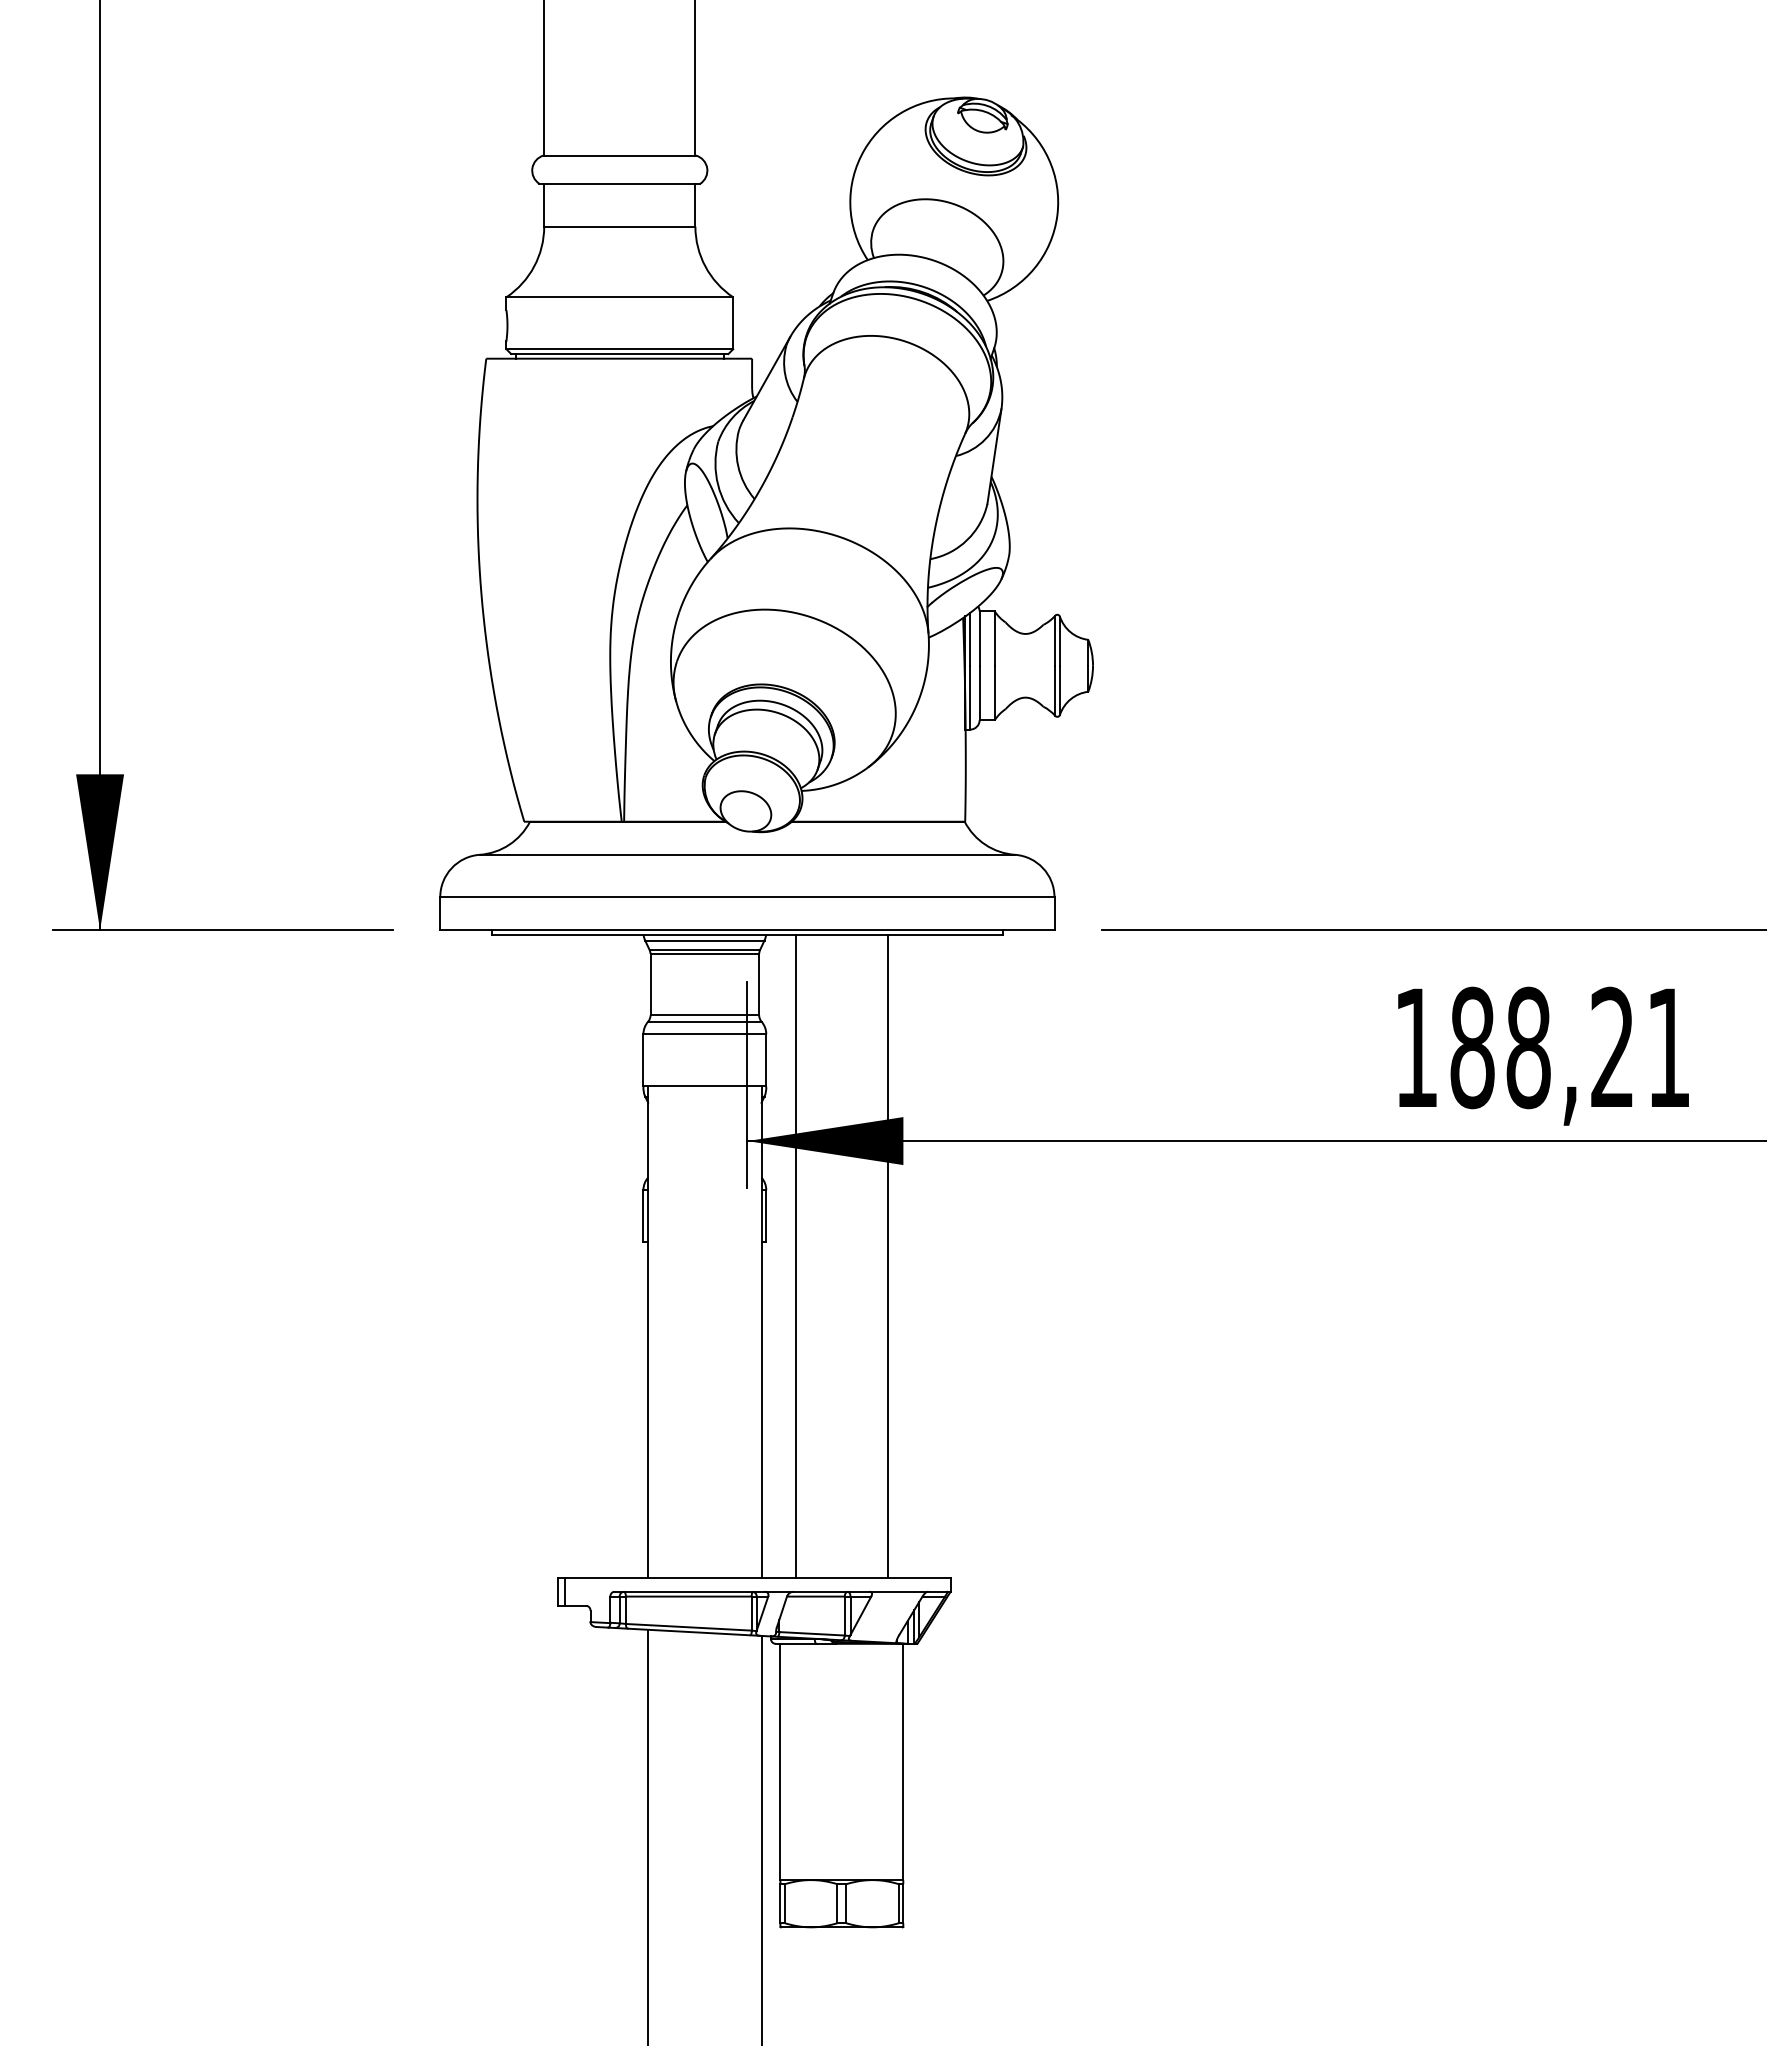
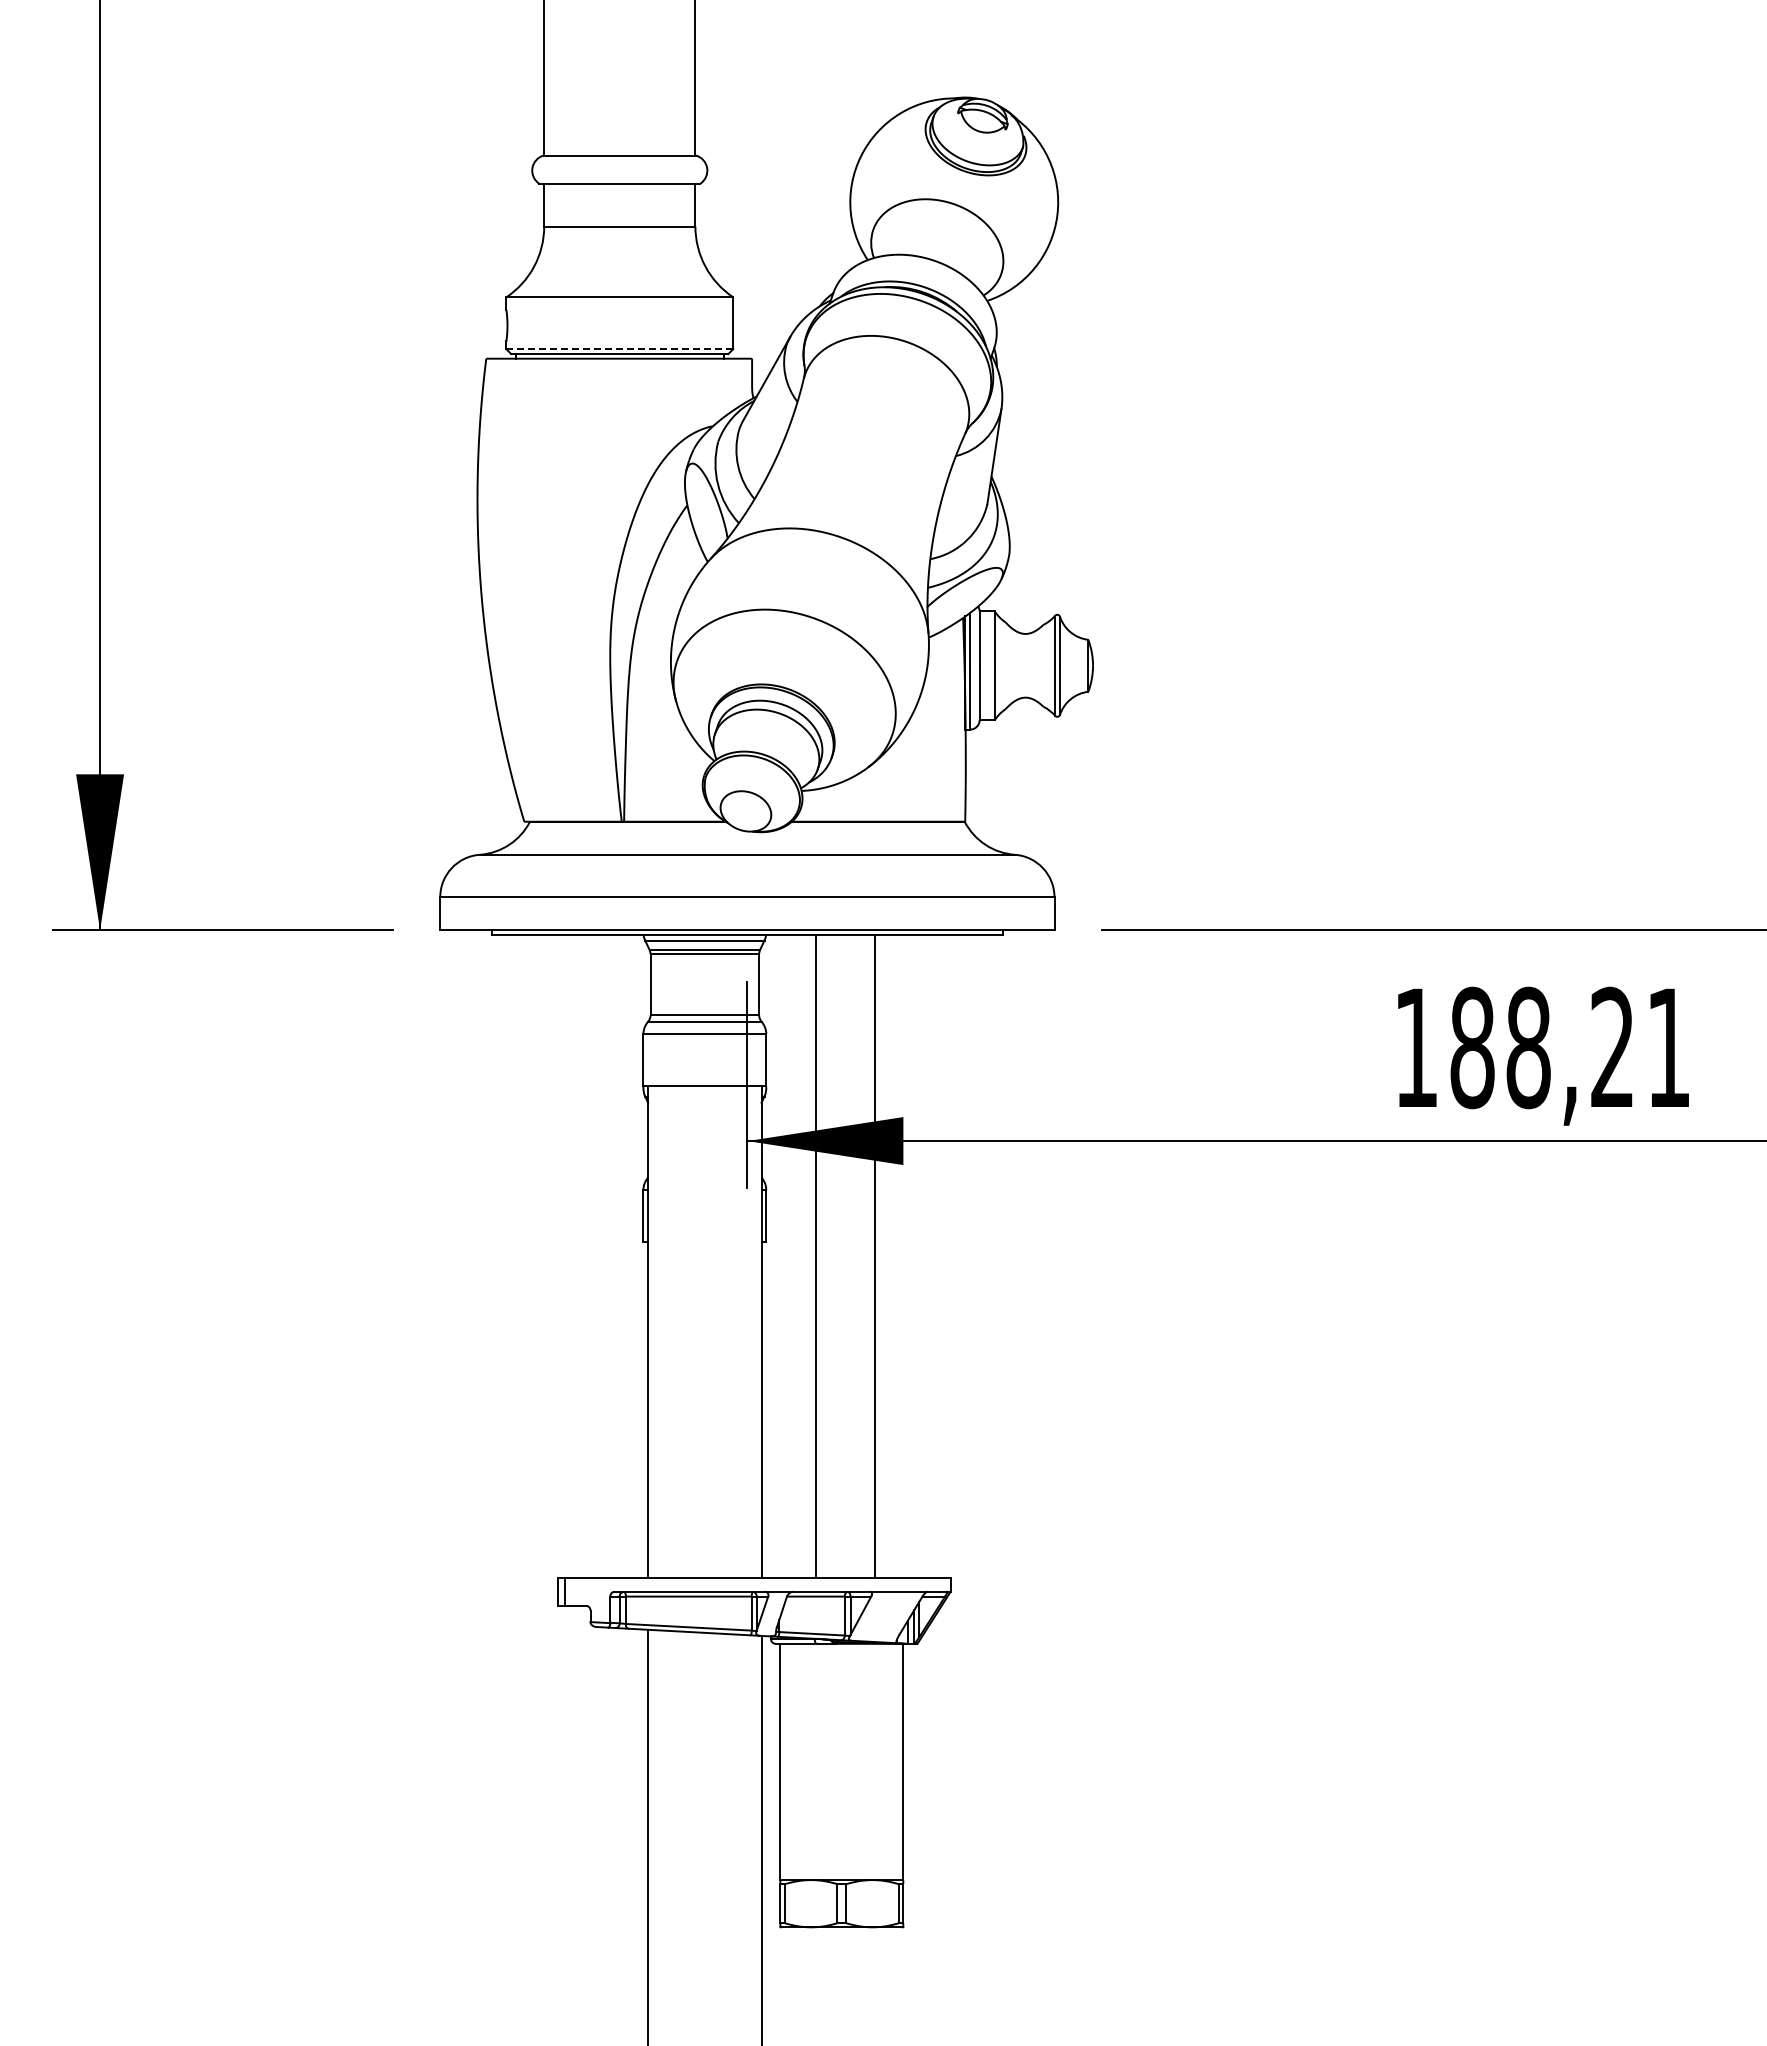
line: solid -> dashed (620, 349)
line position: (795, 1256) -> (815, 1256) (815, 1256)
line position: (888, 1256) -> (875, 1256) (875, 1256)
